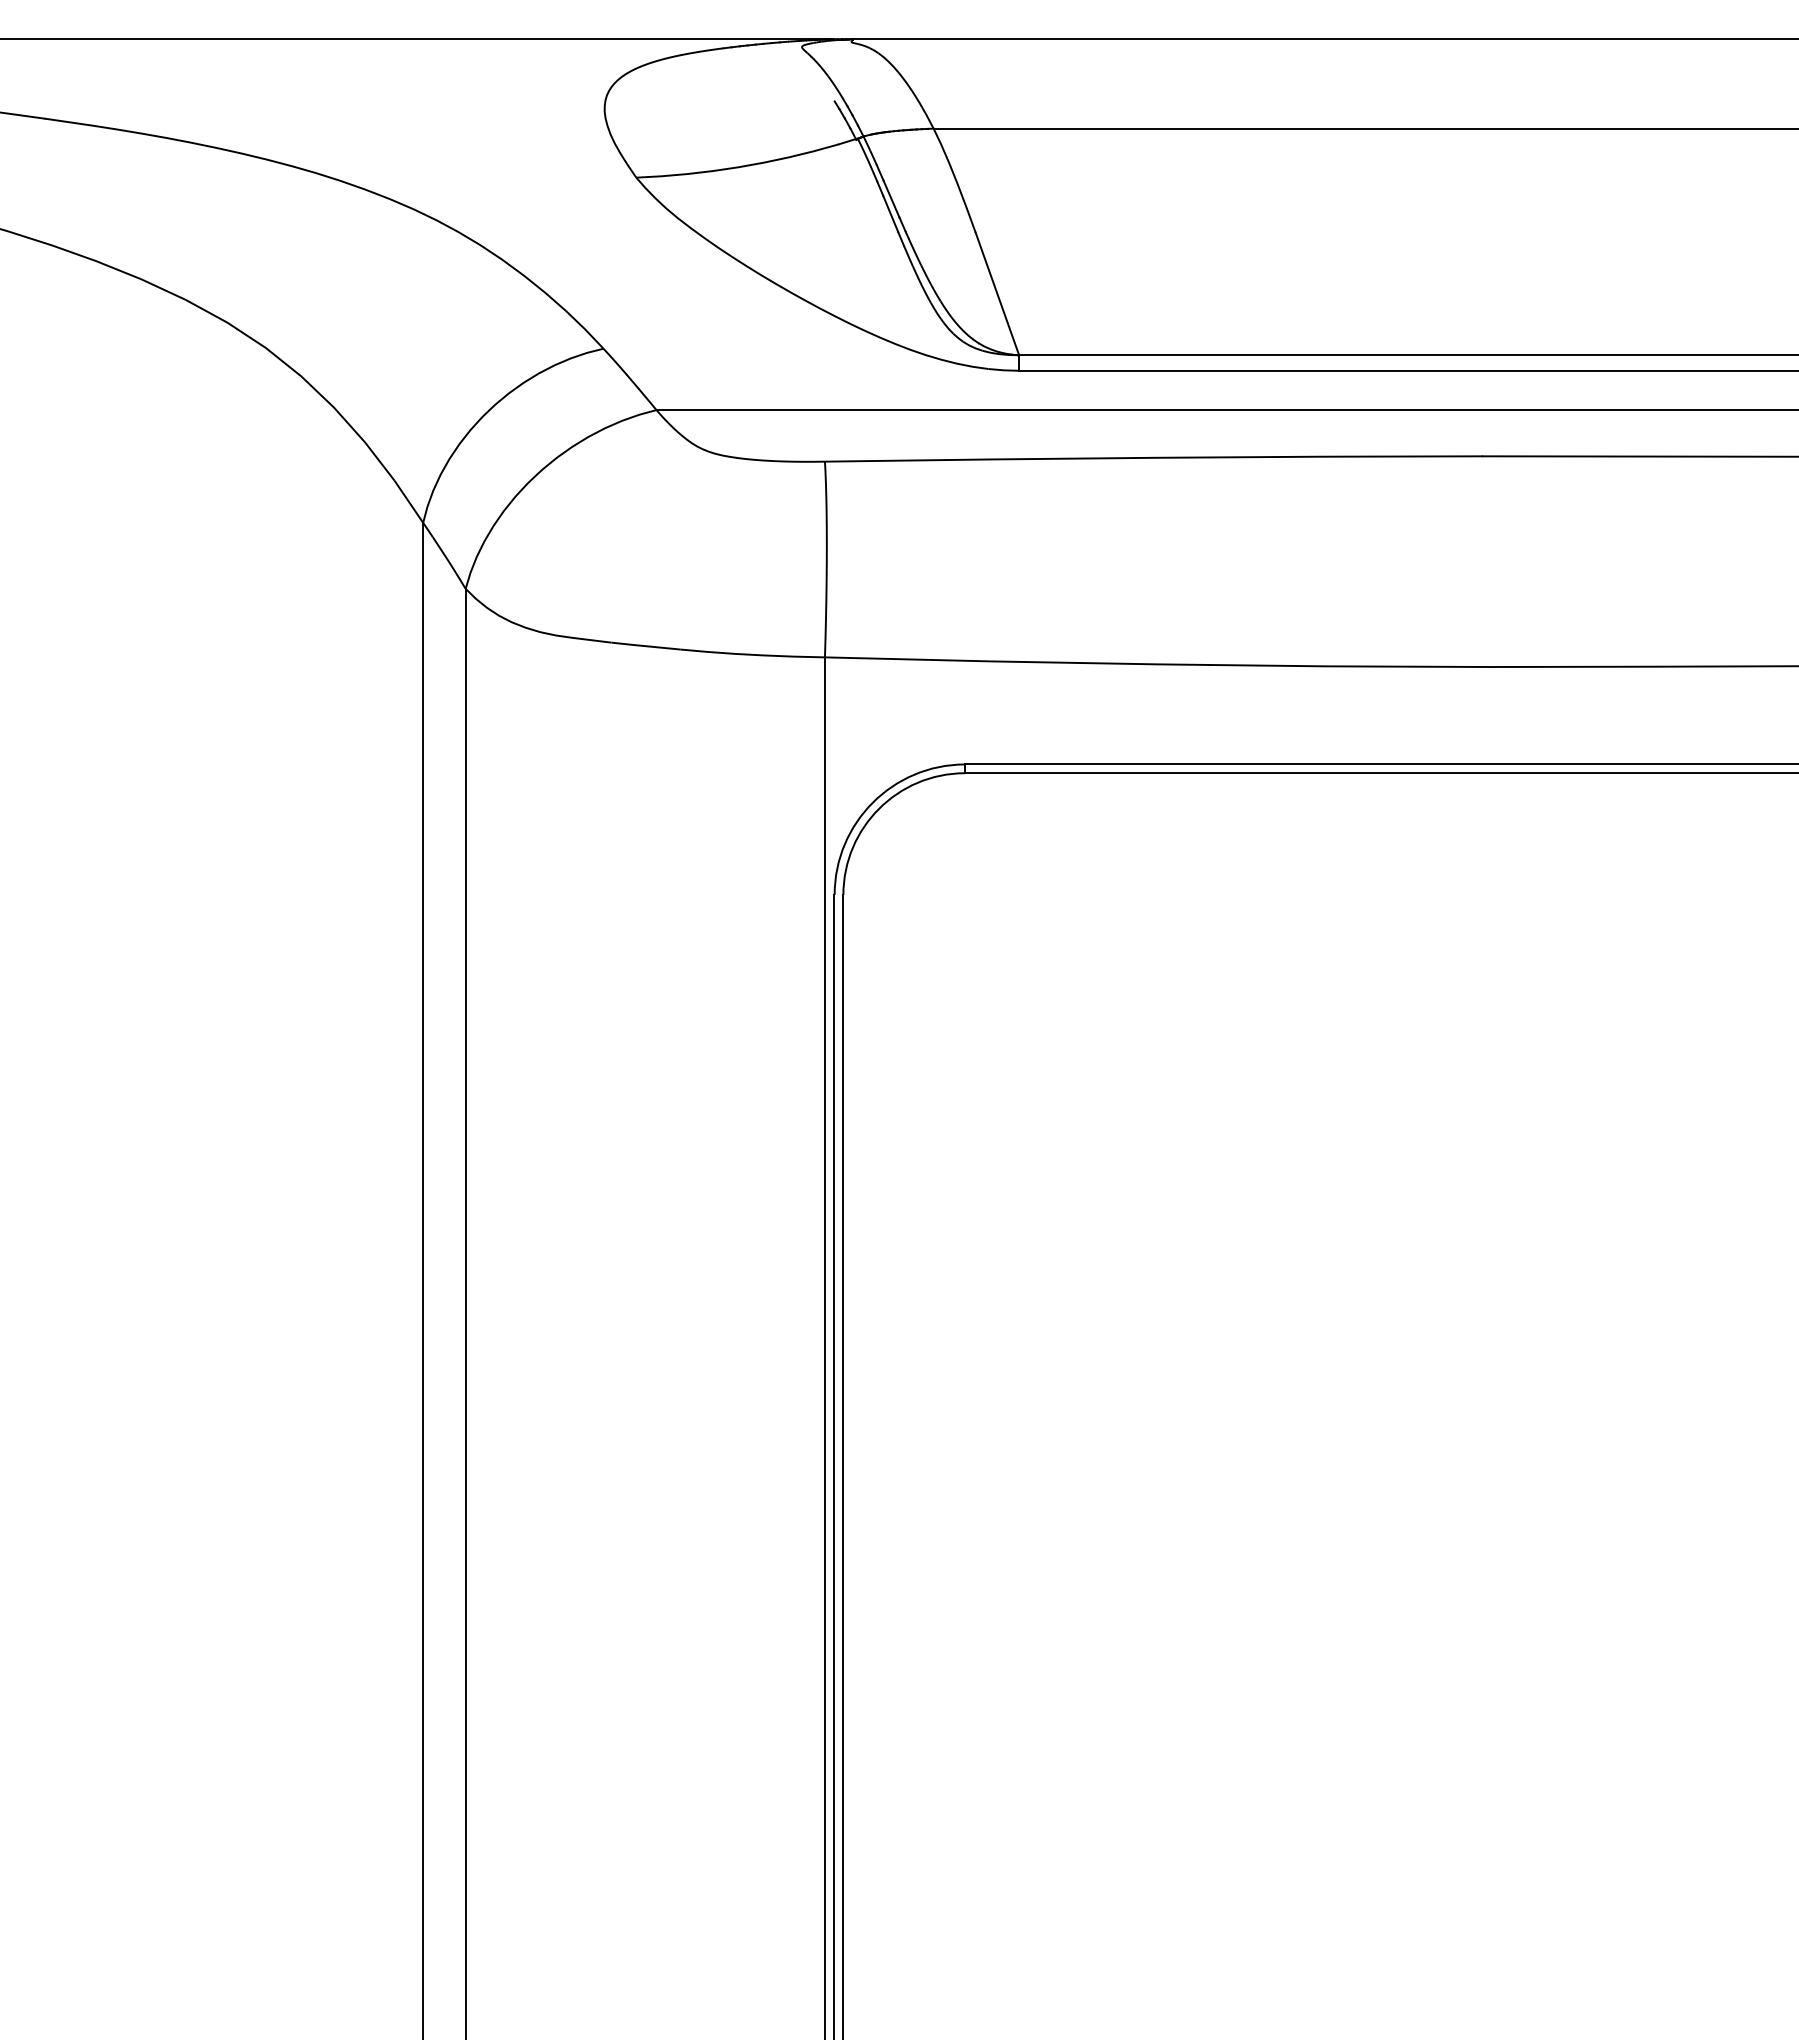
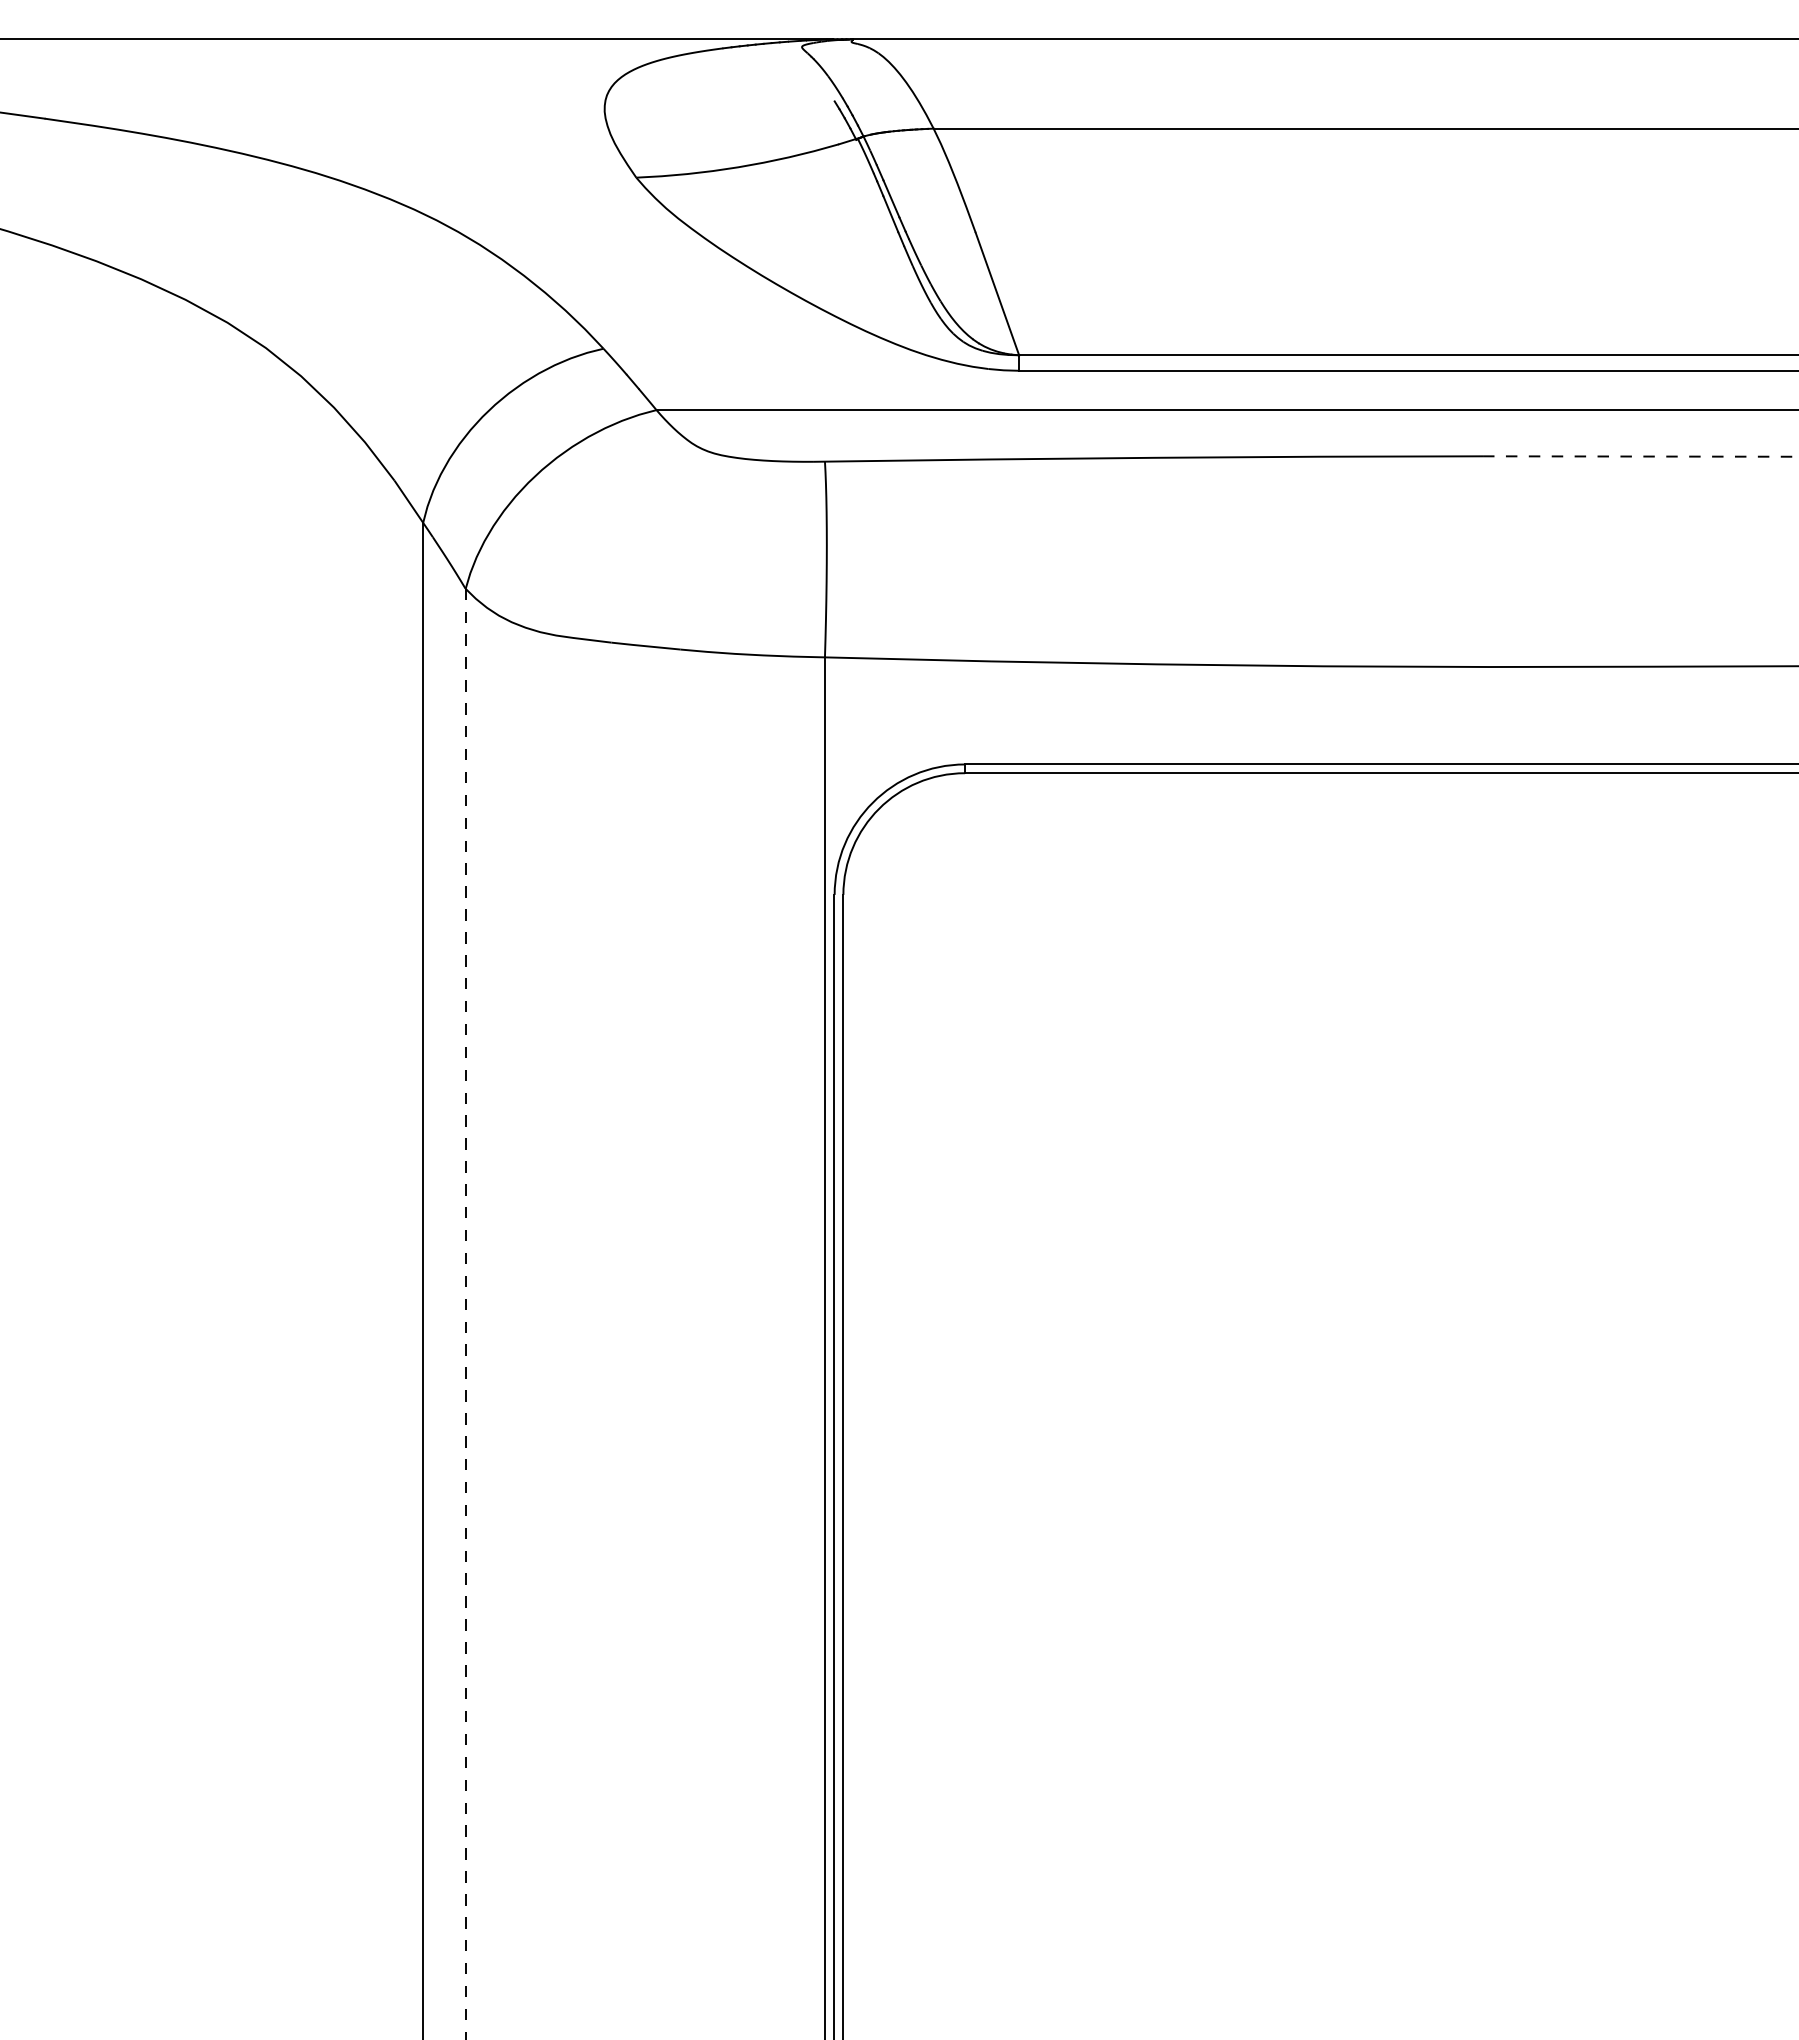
line: solid -> dashed (1640, 456)
line: solid -> dashed (465, 1314)
